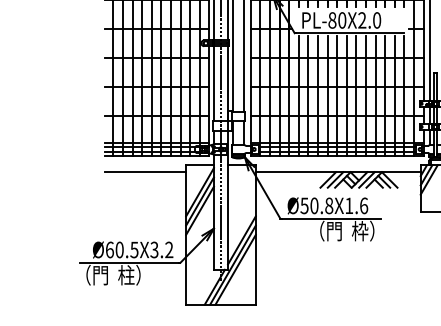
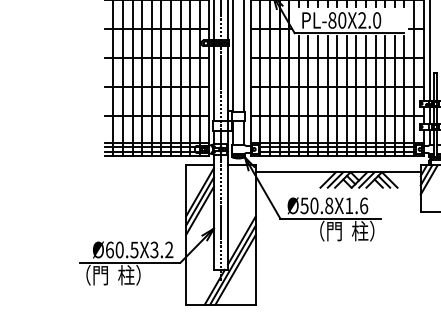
line: present -> none (145, 172)
text: （門  枠） -> （門  柱） (360, 231)
